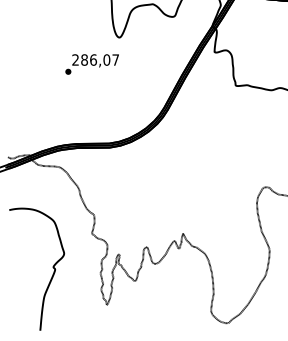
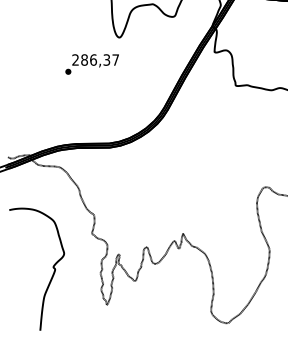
text: 286,07 -> 286,37 (106, 59)
